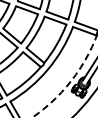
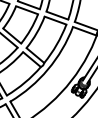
arc: dashed -> solid (71, 80)
